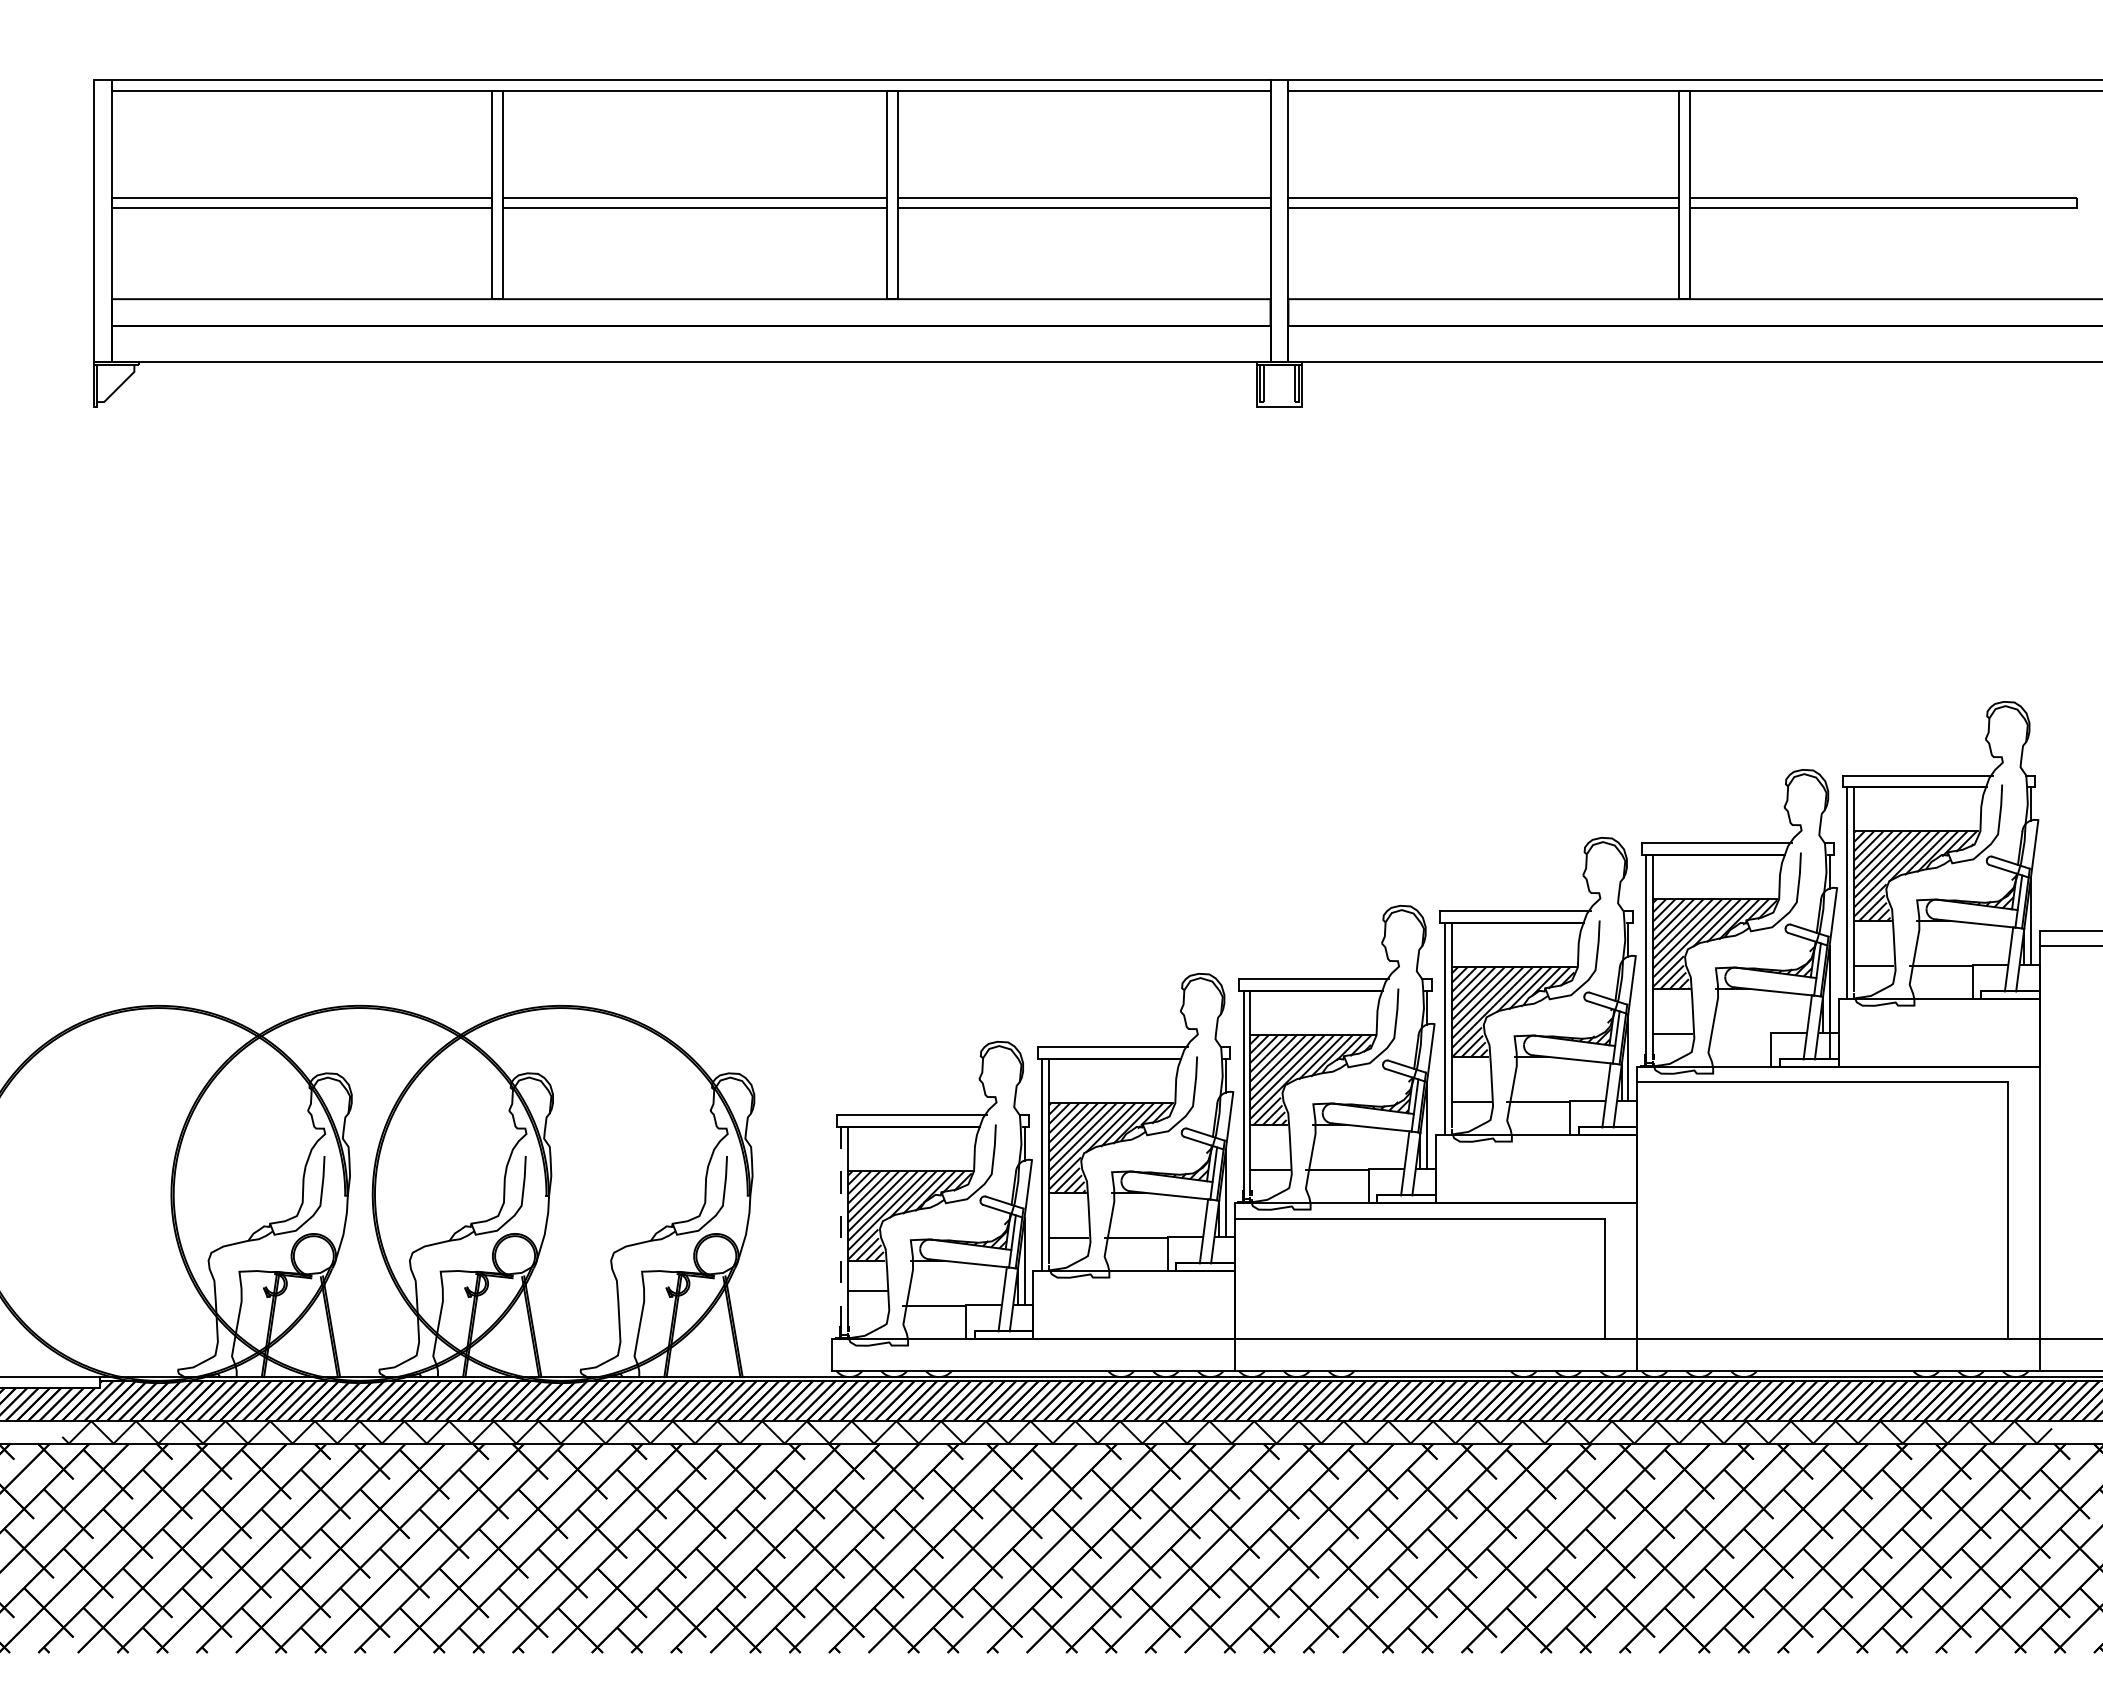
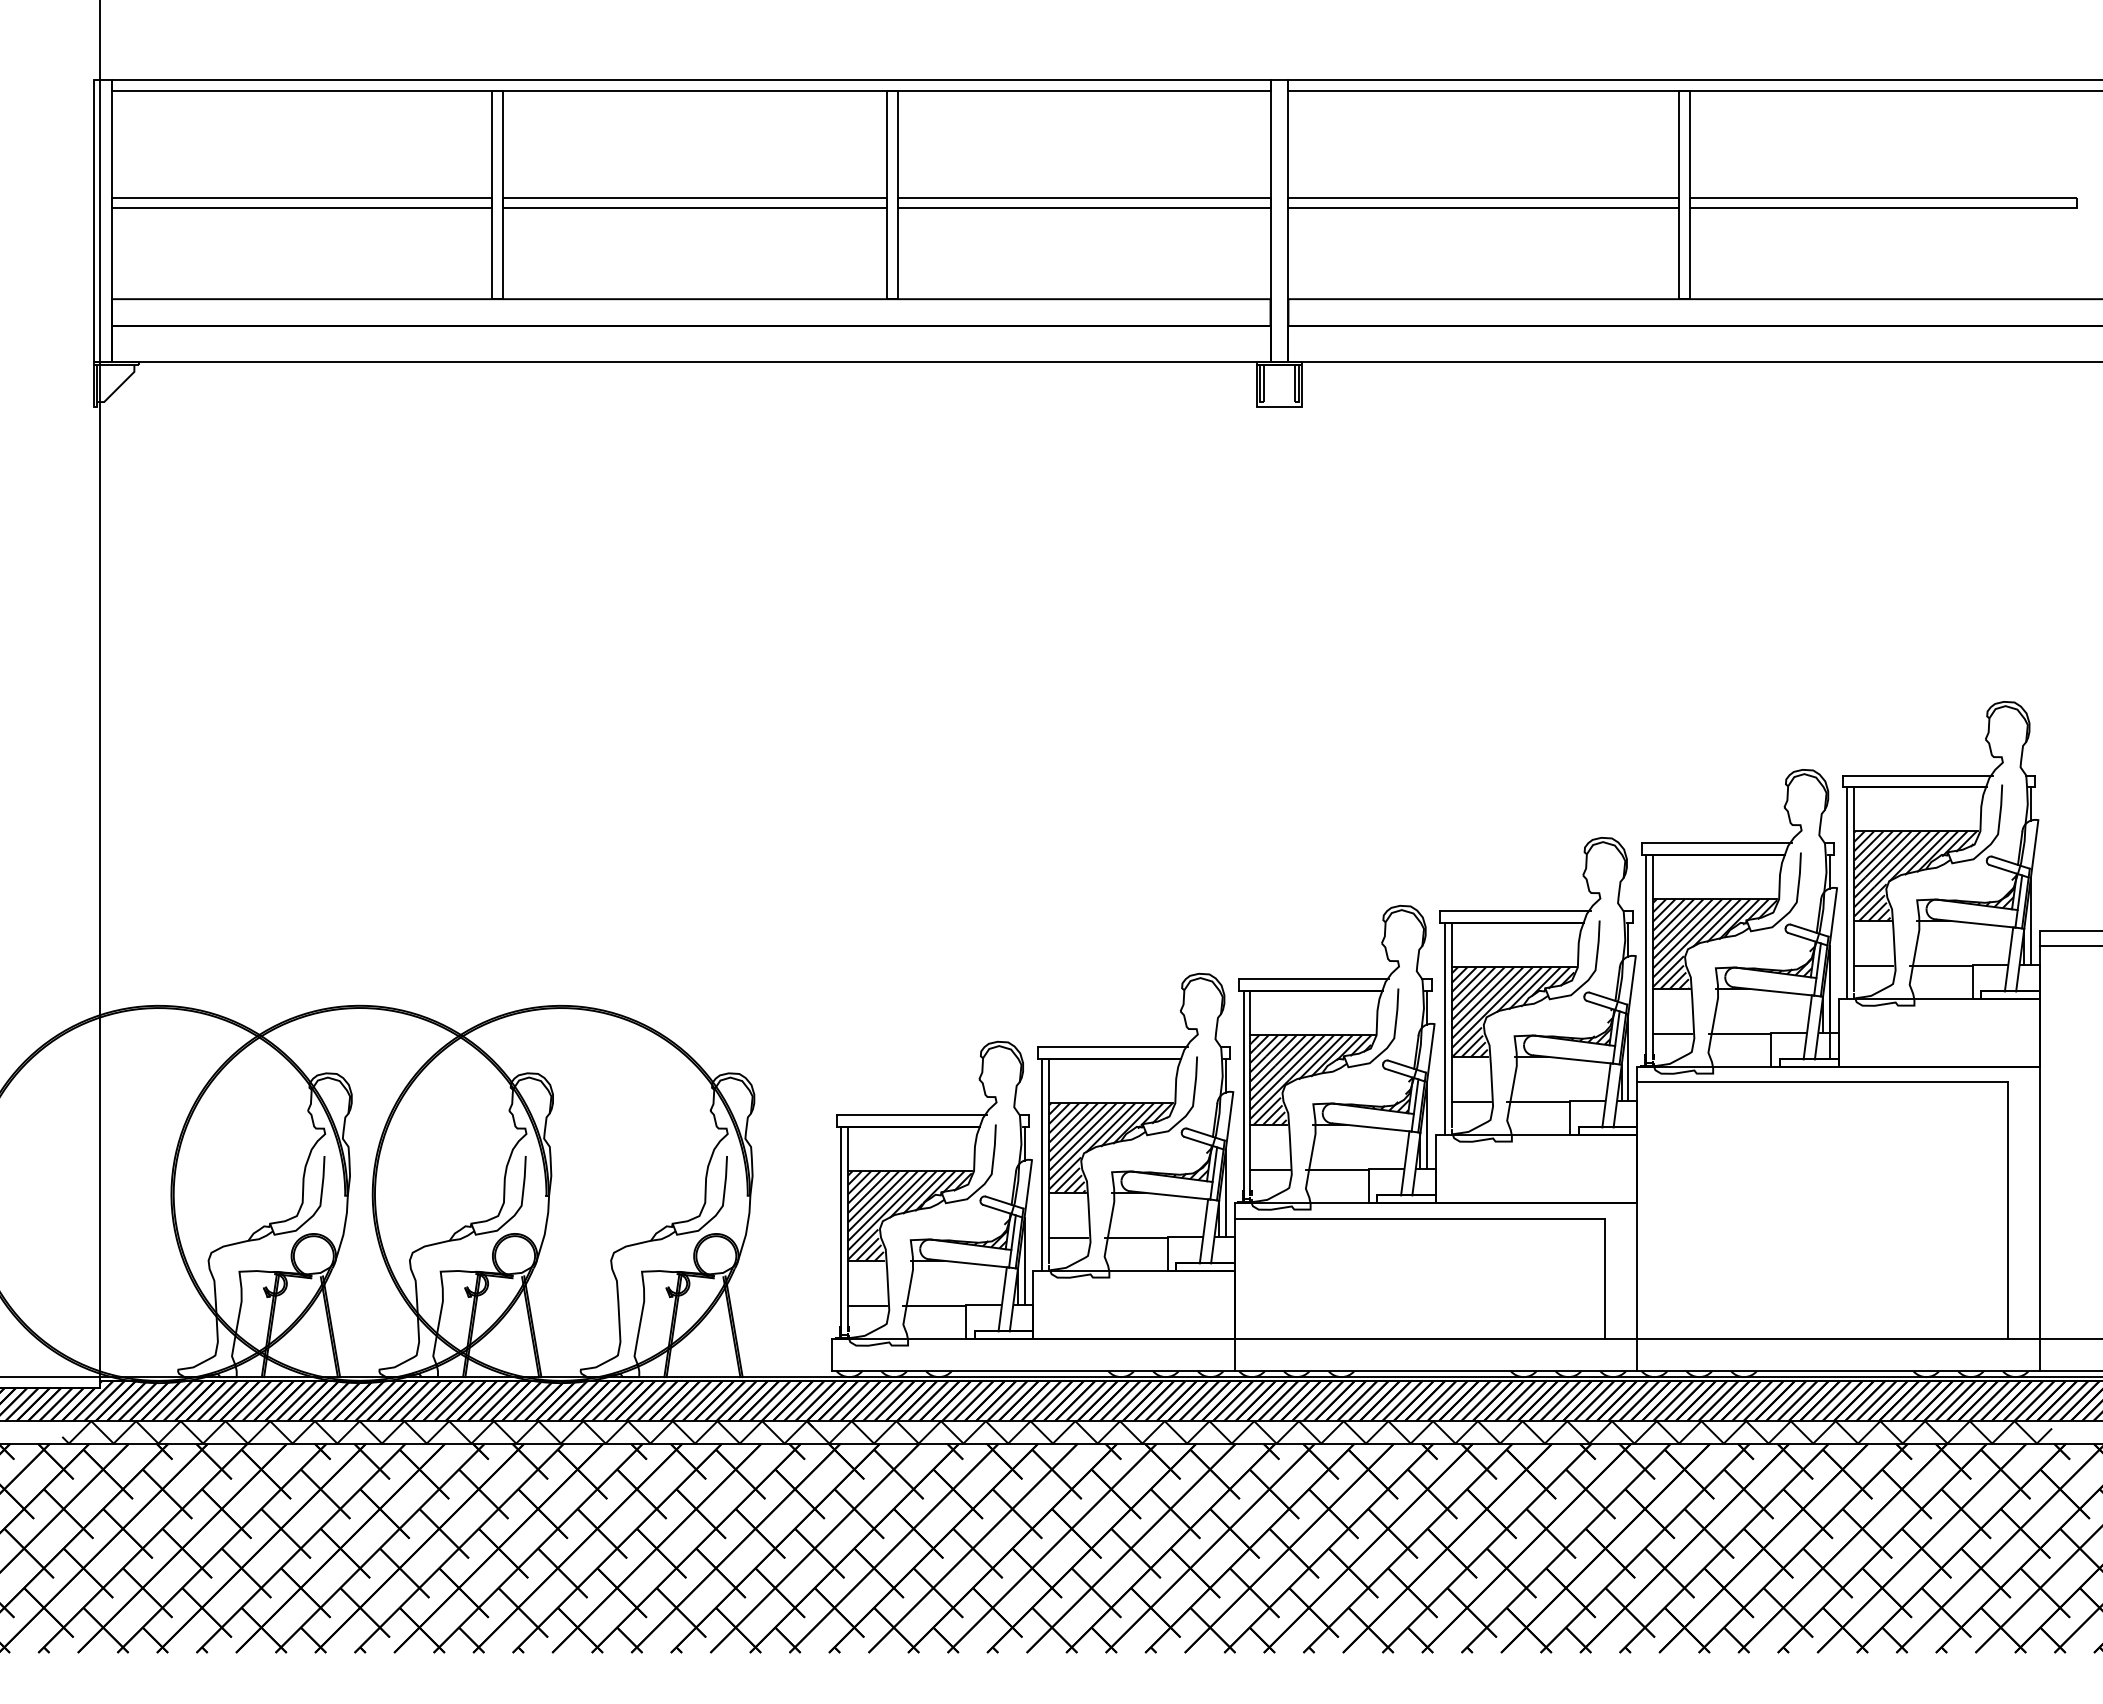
line: none -> present (100, 689)
line: none -> present (1739, 1033)
line: dashed -> solid (841, 1230)
line position: (866, 1290) -> (866, 1305) (866, 1305)
